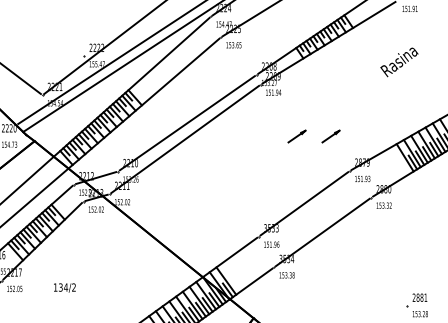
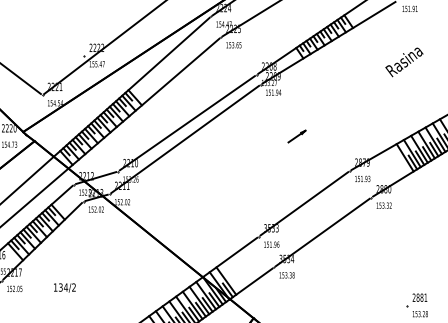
text position: (399, 62) -> (404, 62) (404, 62)
line position: (110, 63) -> (122, 67) (122, 67)
part: present -> none (330, 136)
